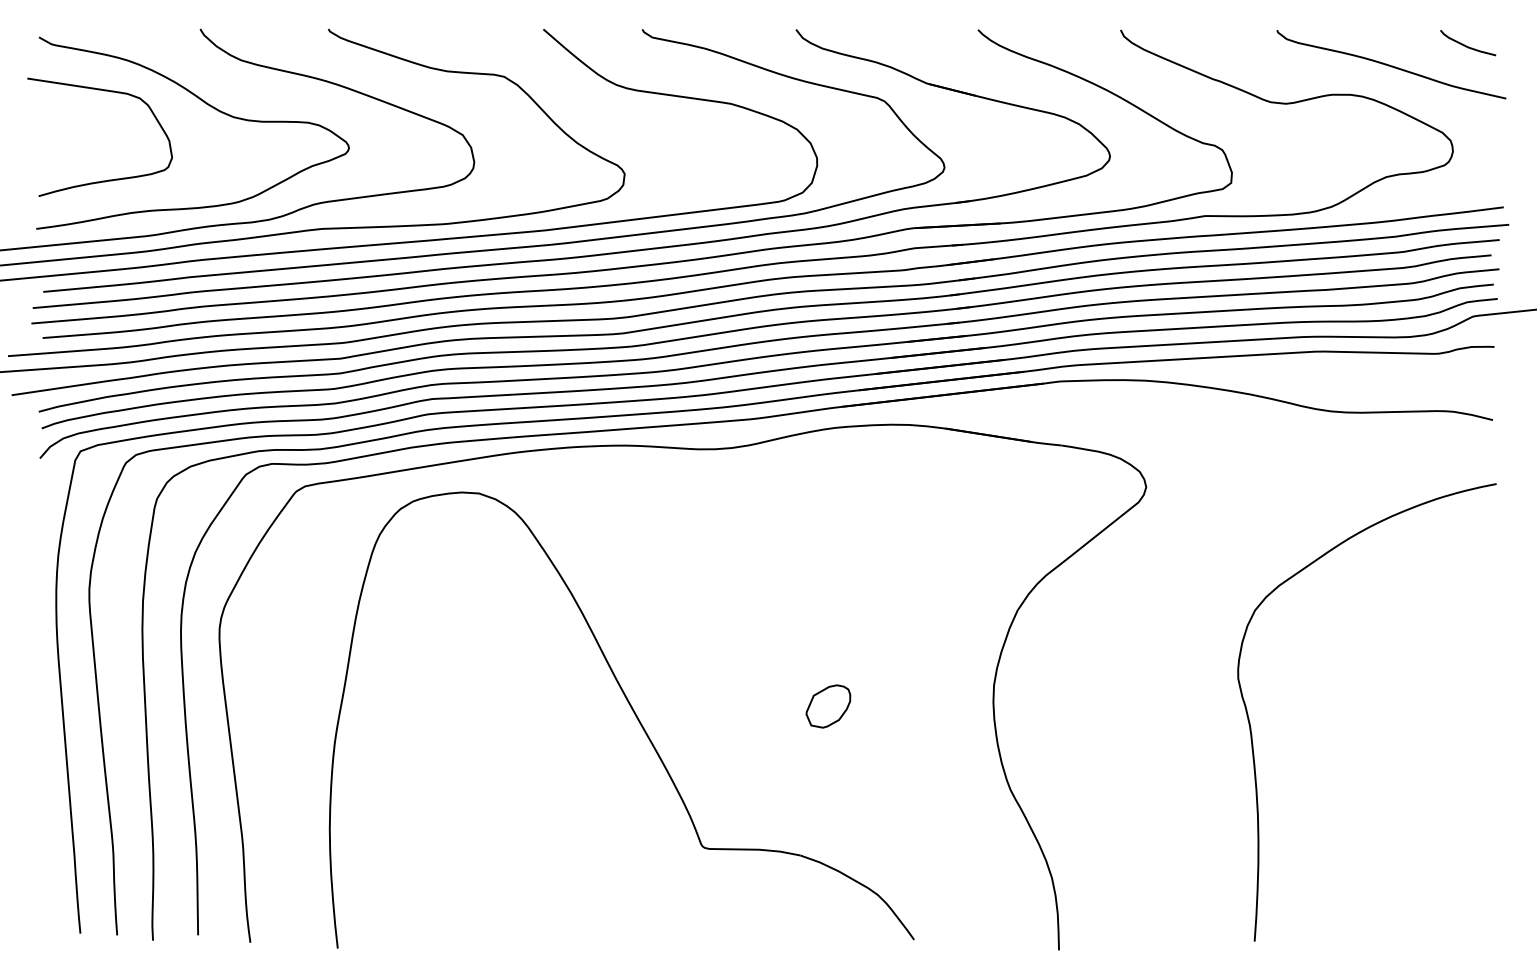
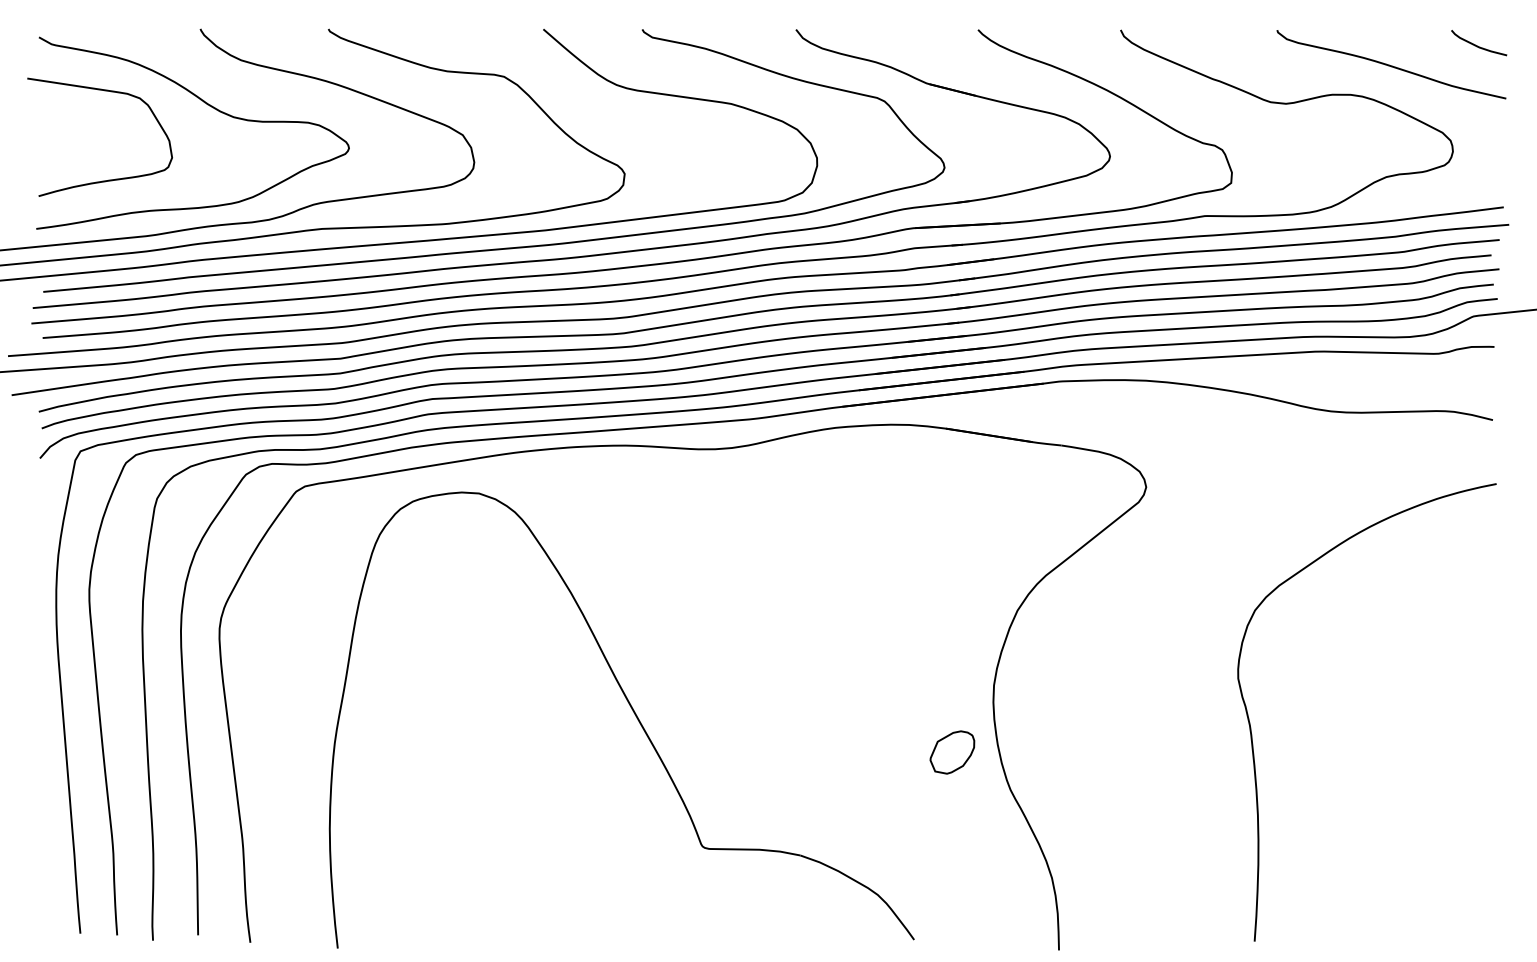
curve position: (1466, 45) -> (1477, 45) (1477, 45)
part position: (828, 706) -> (952, 752) (952, 752)
